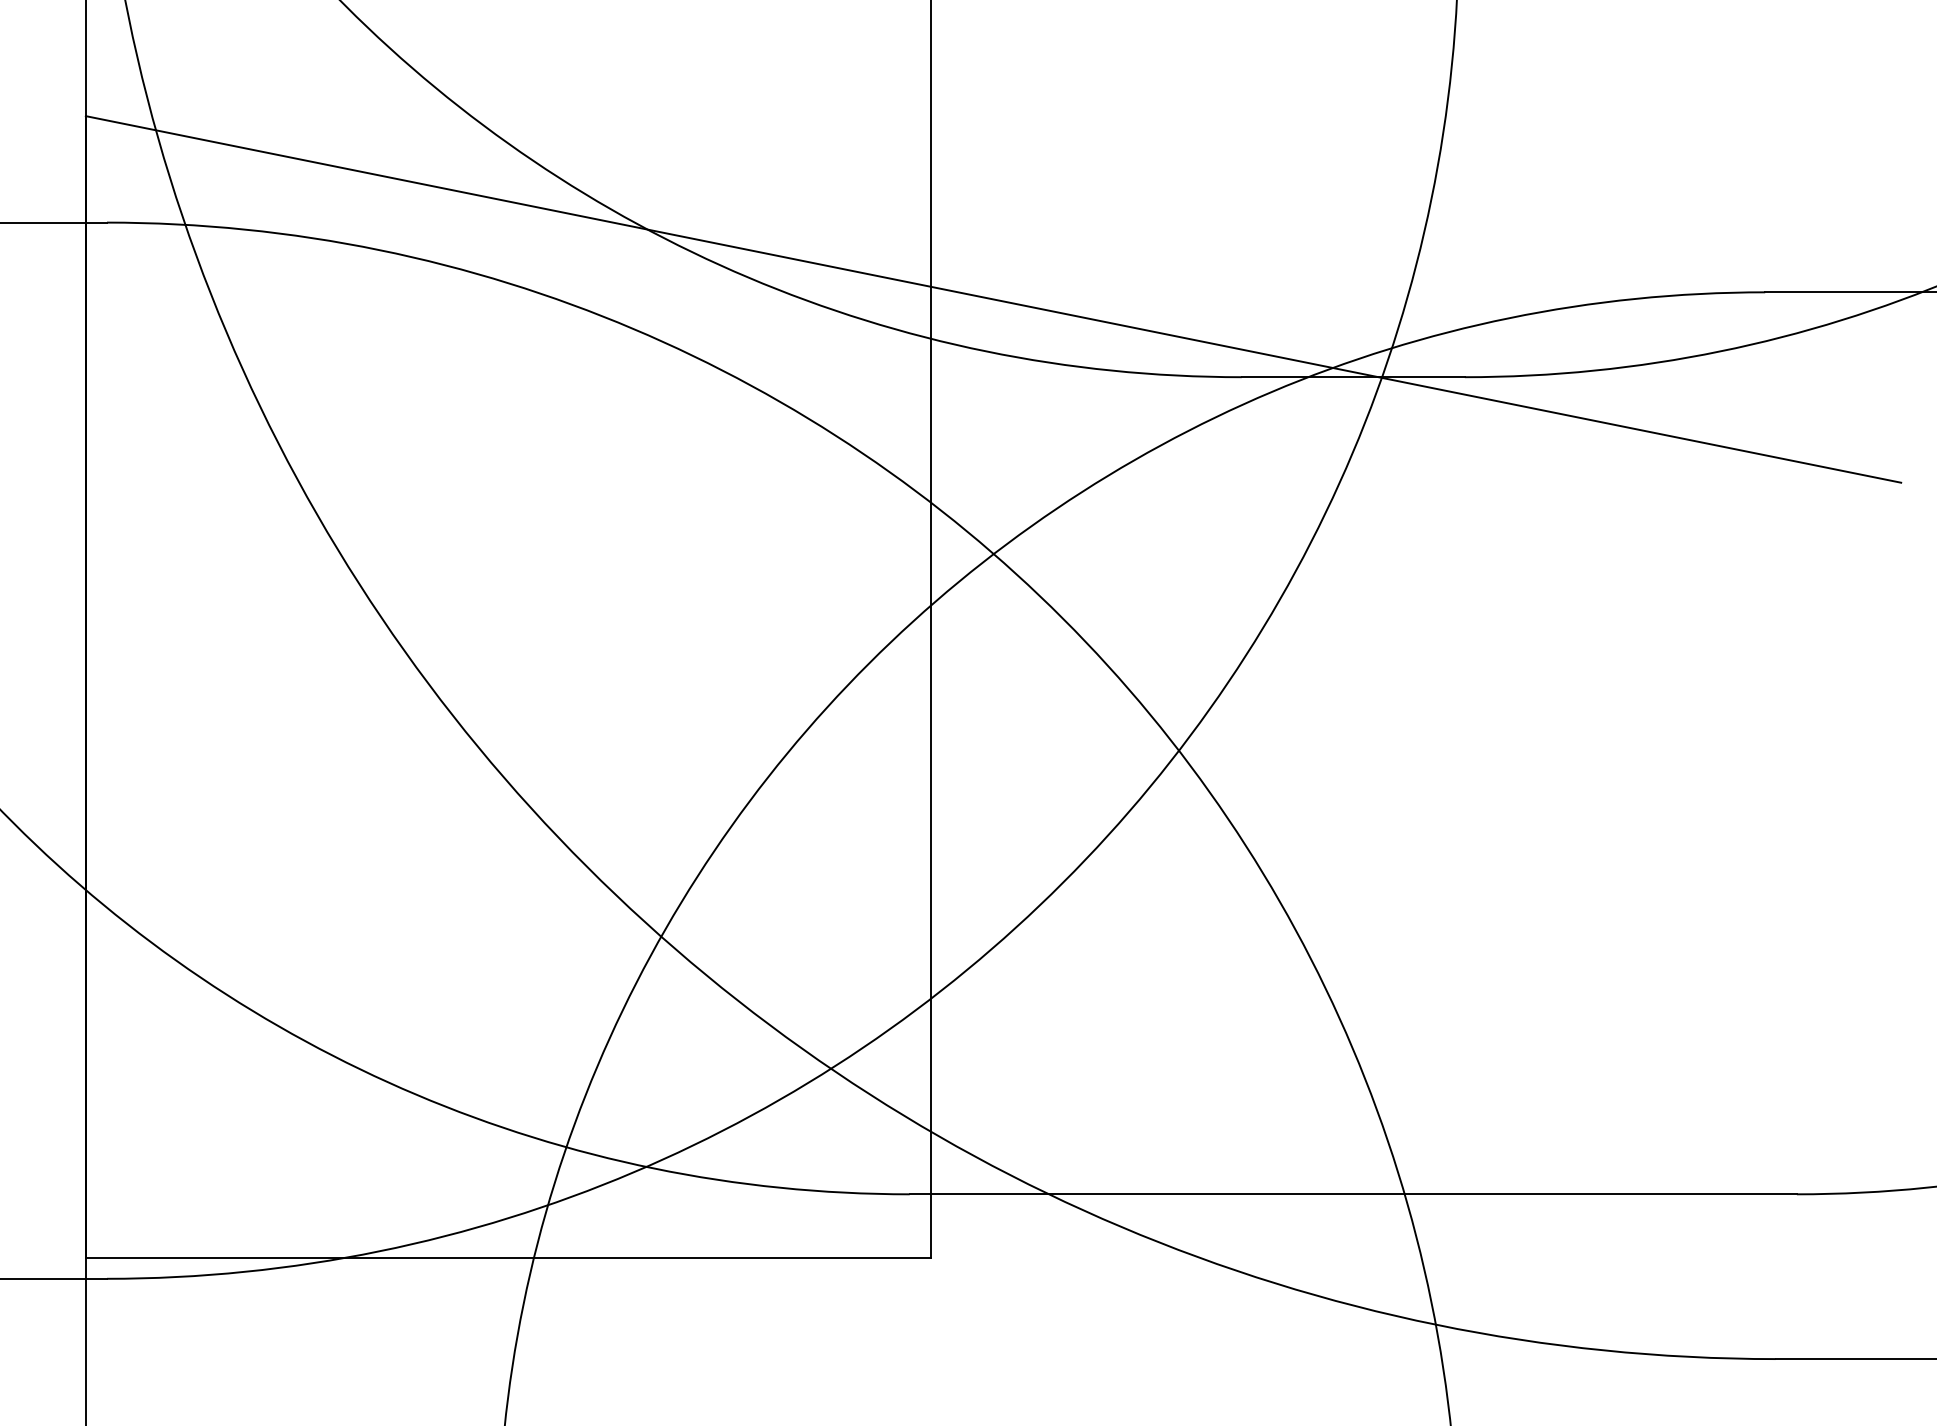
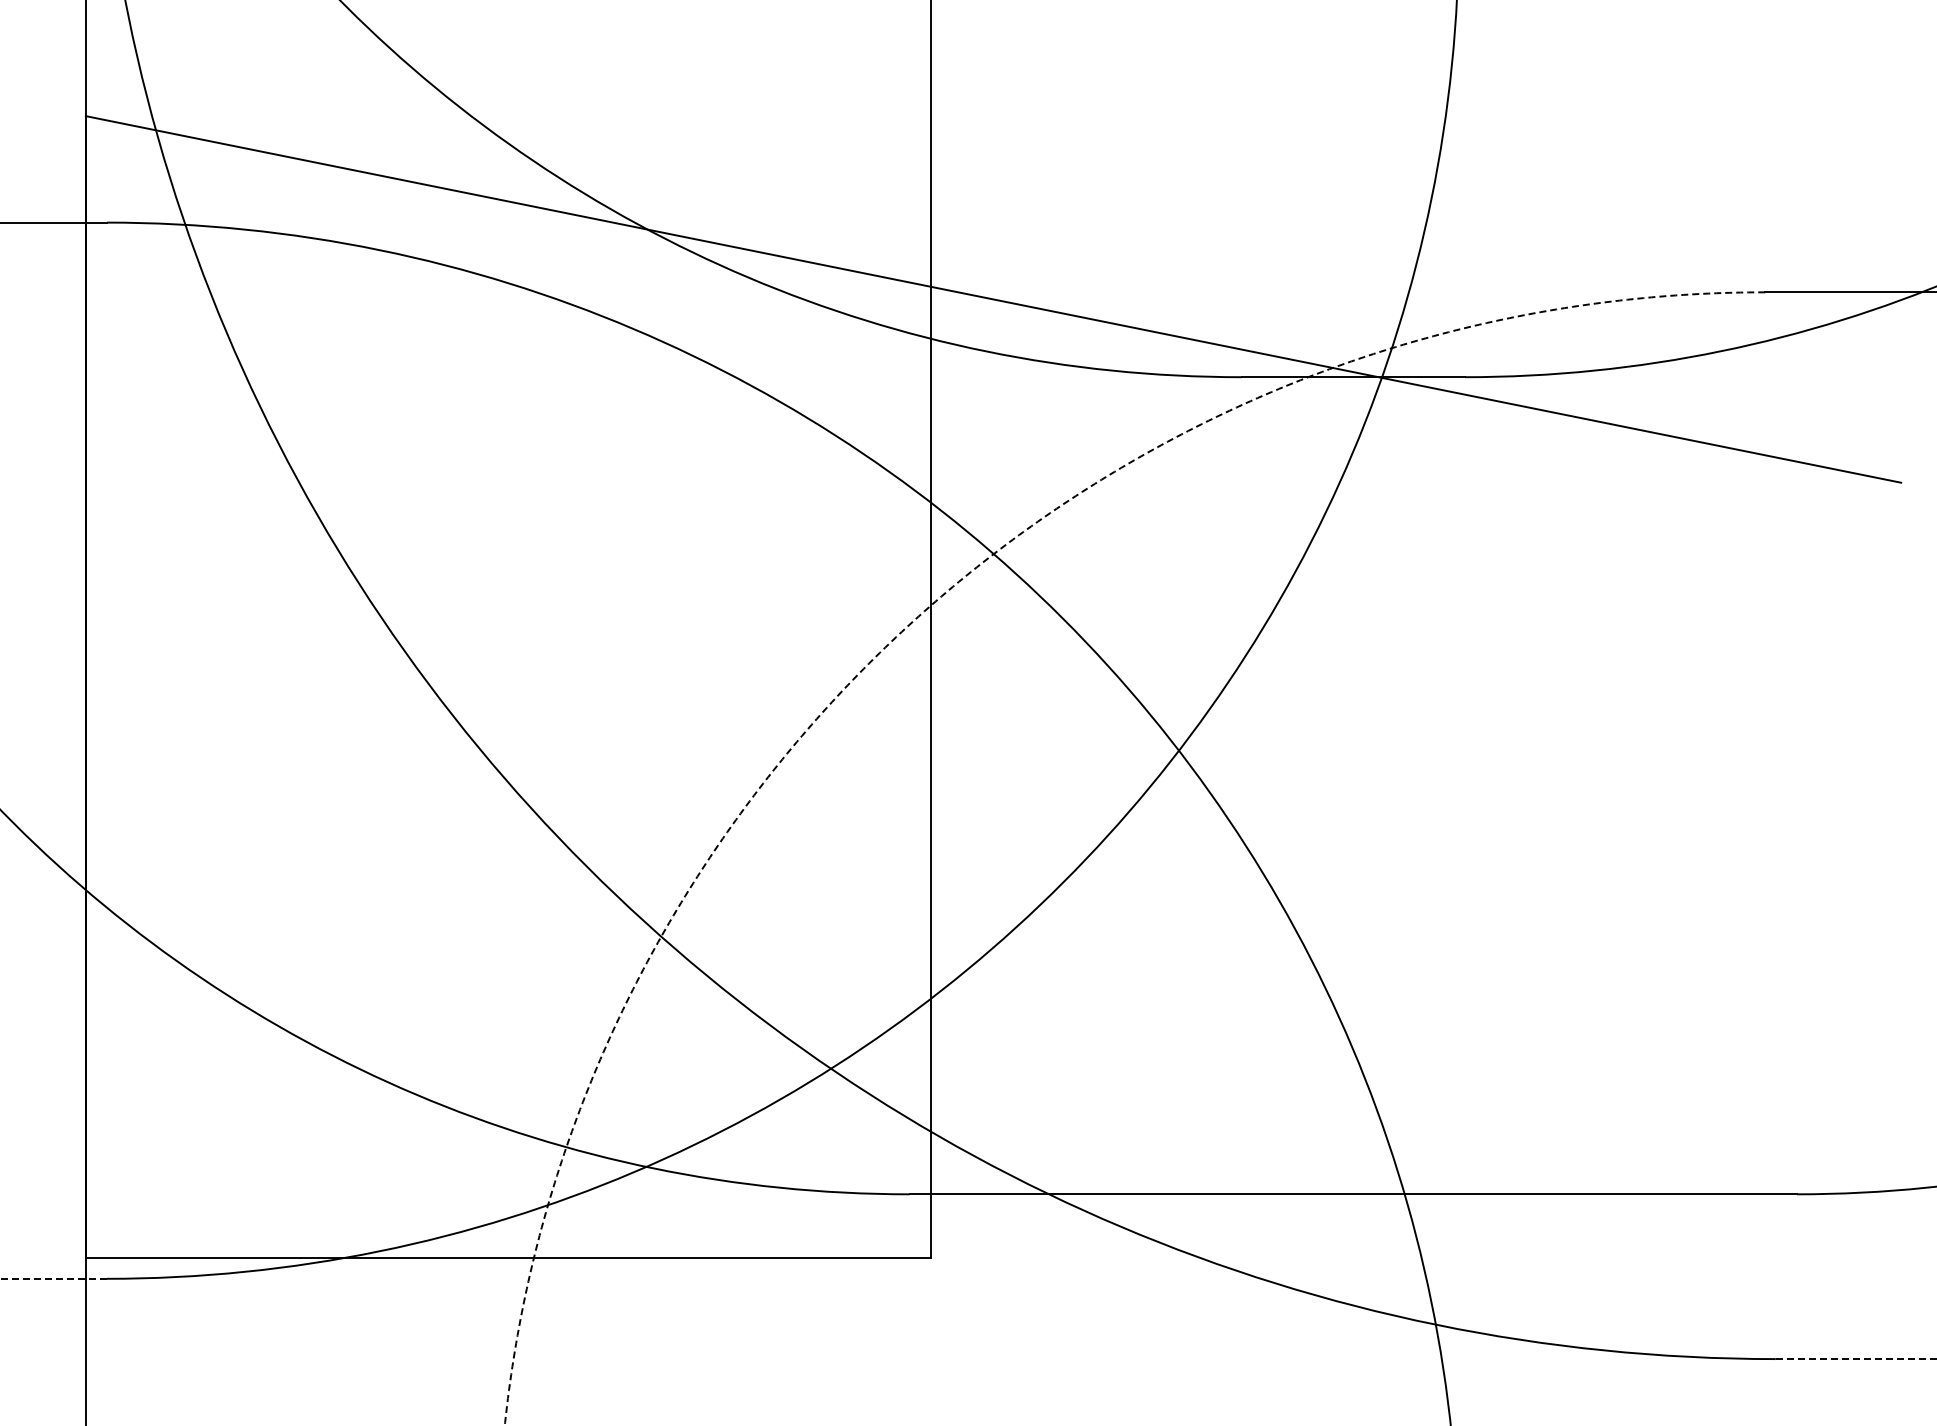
arc: solid -> dashed (917, 617)
line: solid -> dashed (53, 1278)
line: solid -> dashed (1855, 1359)
